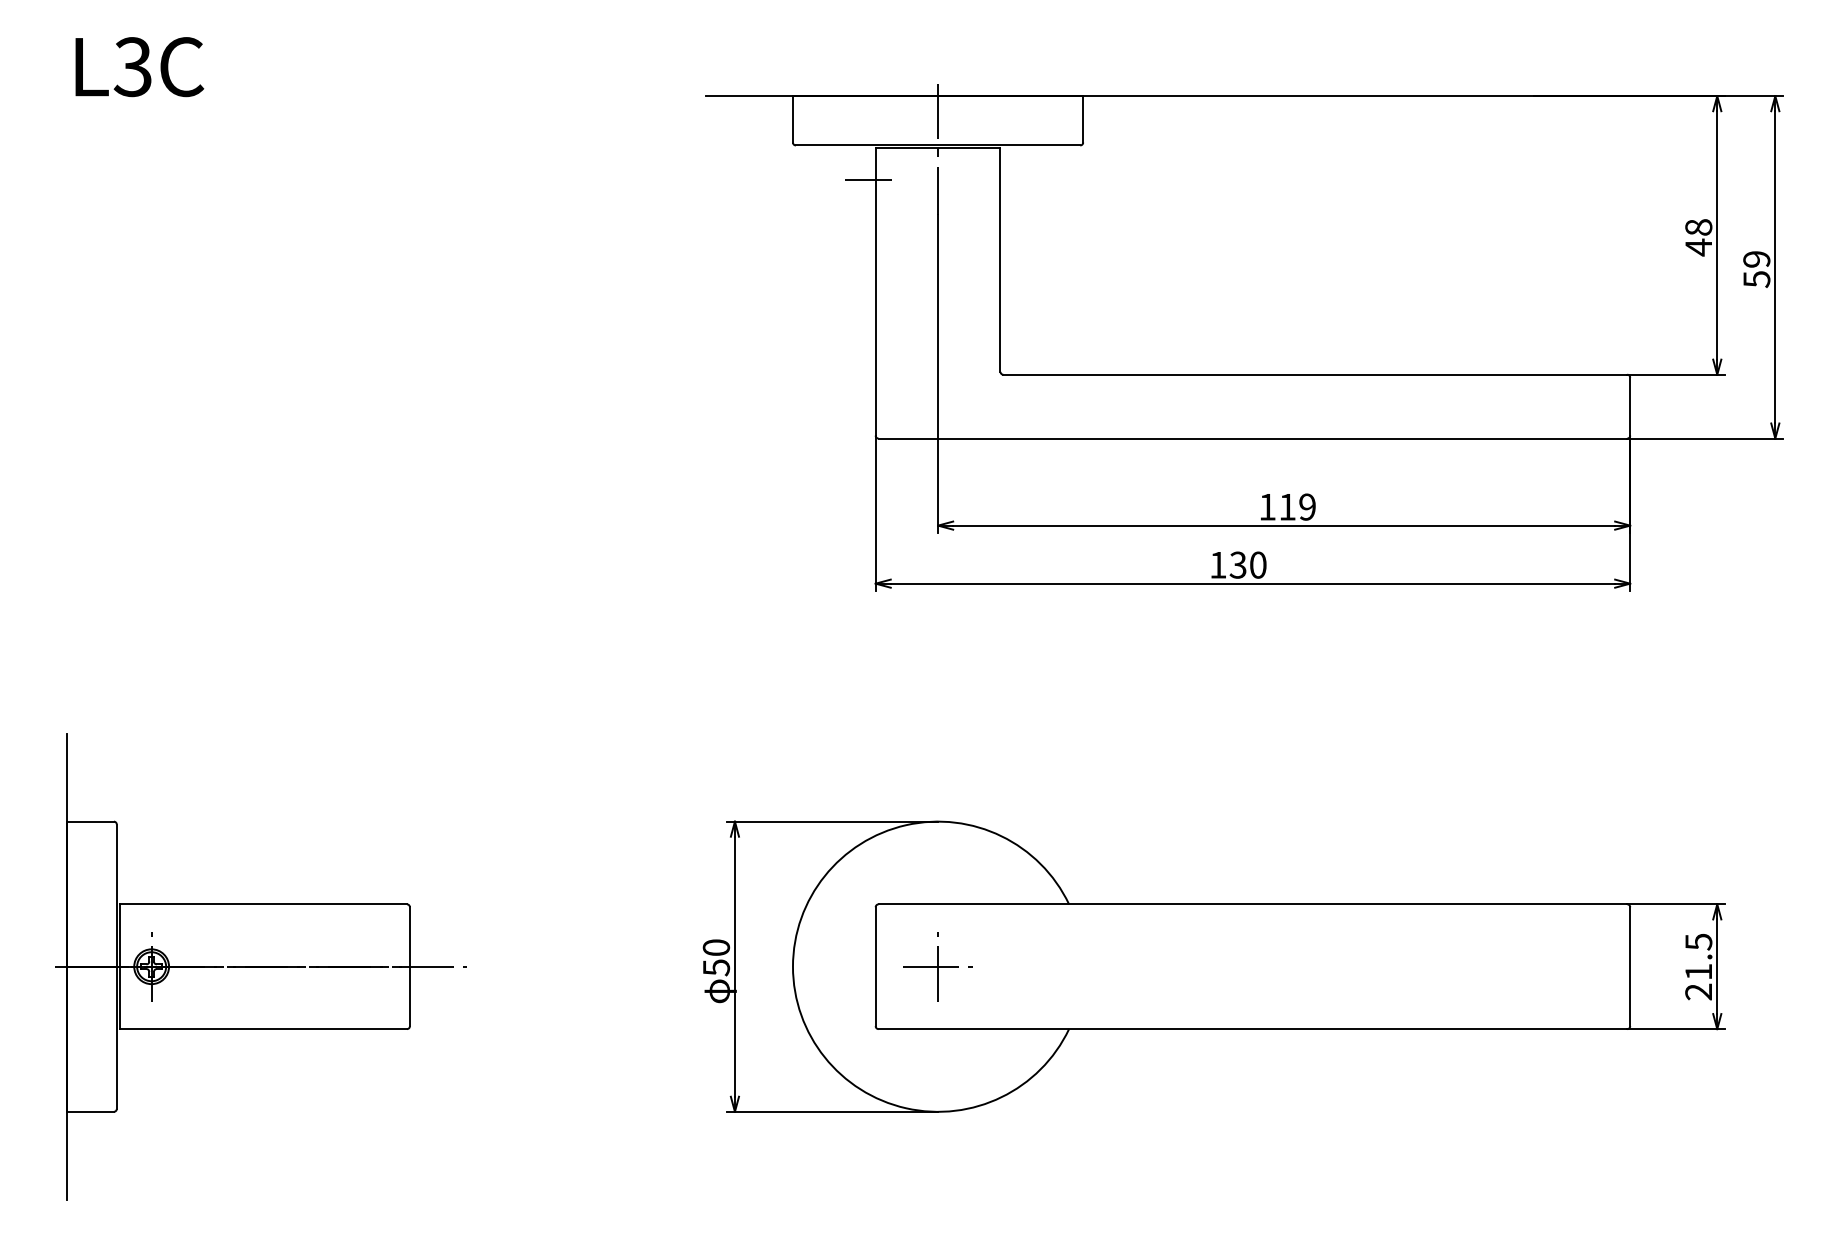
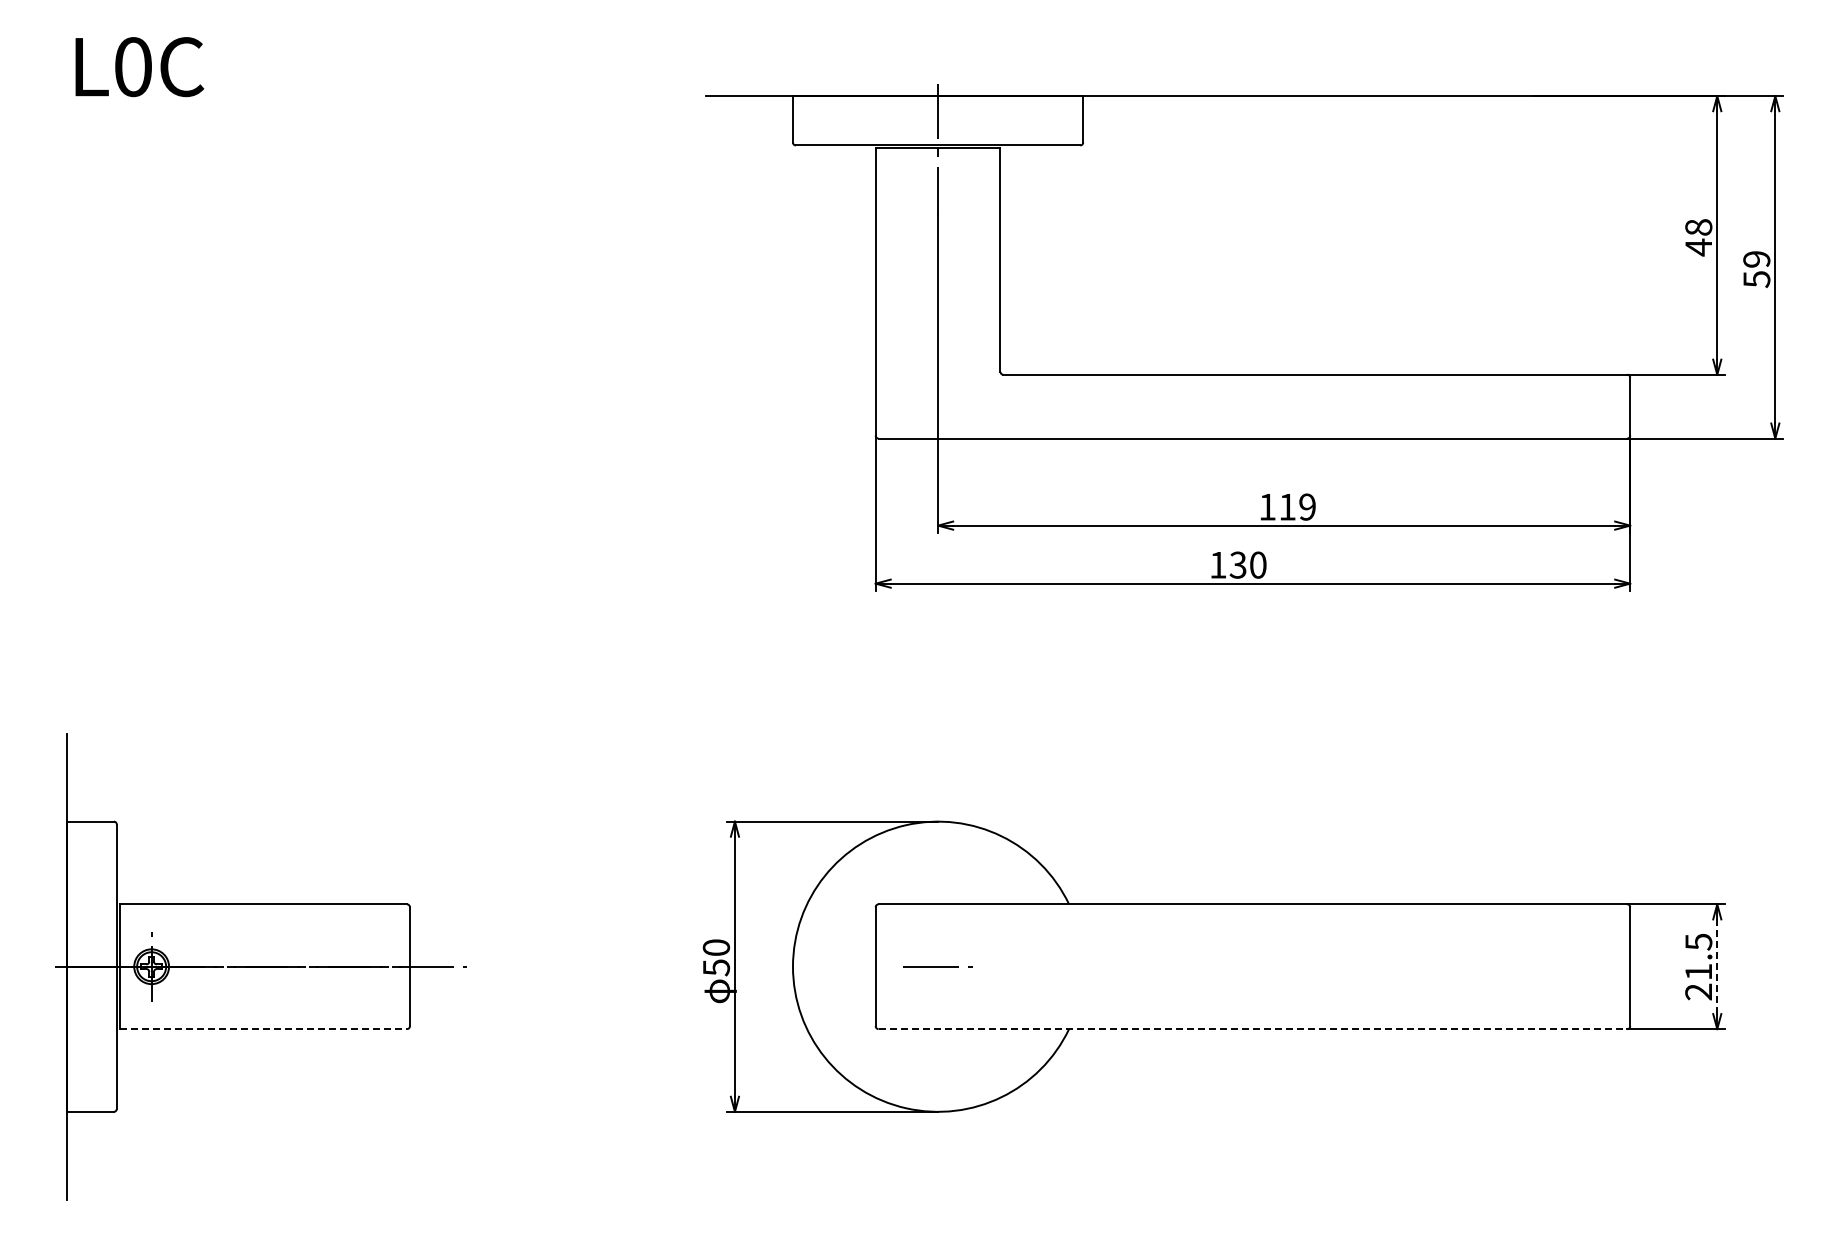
text: L3C -> L0C (132, 66)
line: present -> none (867, 180)
line: present -> none (938, 966)
line: solid -> dashed (1717, 966)
line: solid -> dashed (263, 1029)
line: solid -> dashed (1253, 1029)
